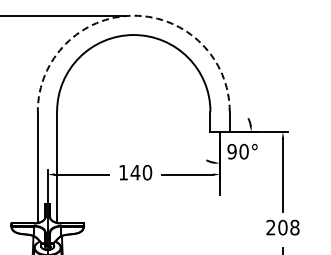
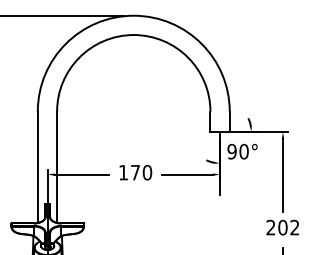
arc: dashed -> solid (133, 15)
text: 140 -> 170 (135, 172)
text: 208 -> 202 (294, 227)
